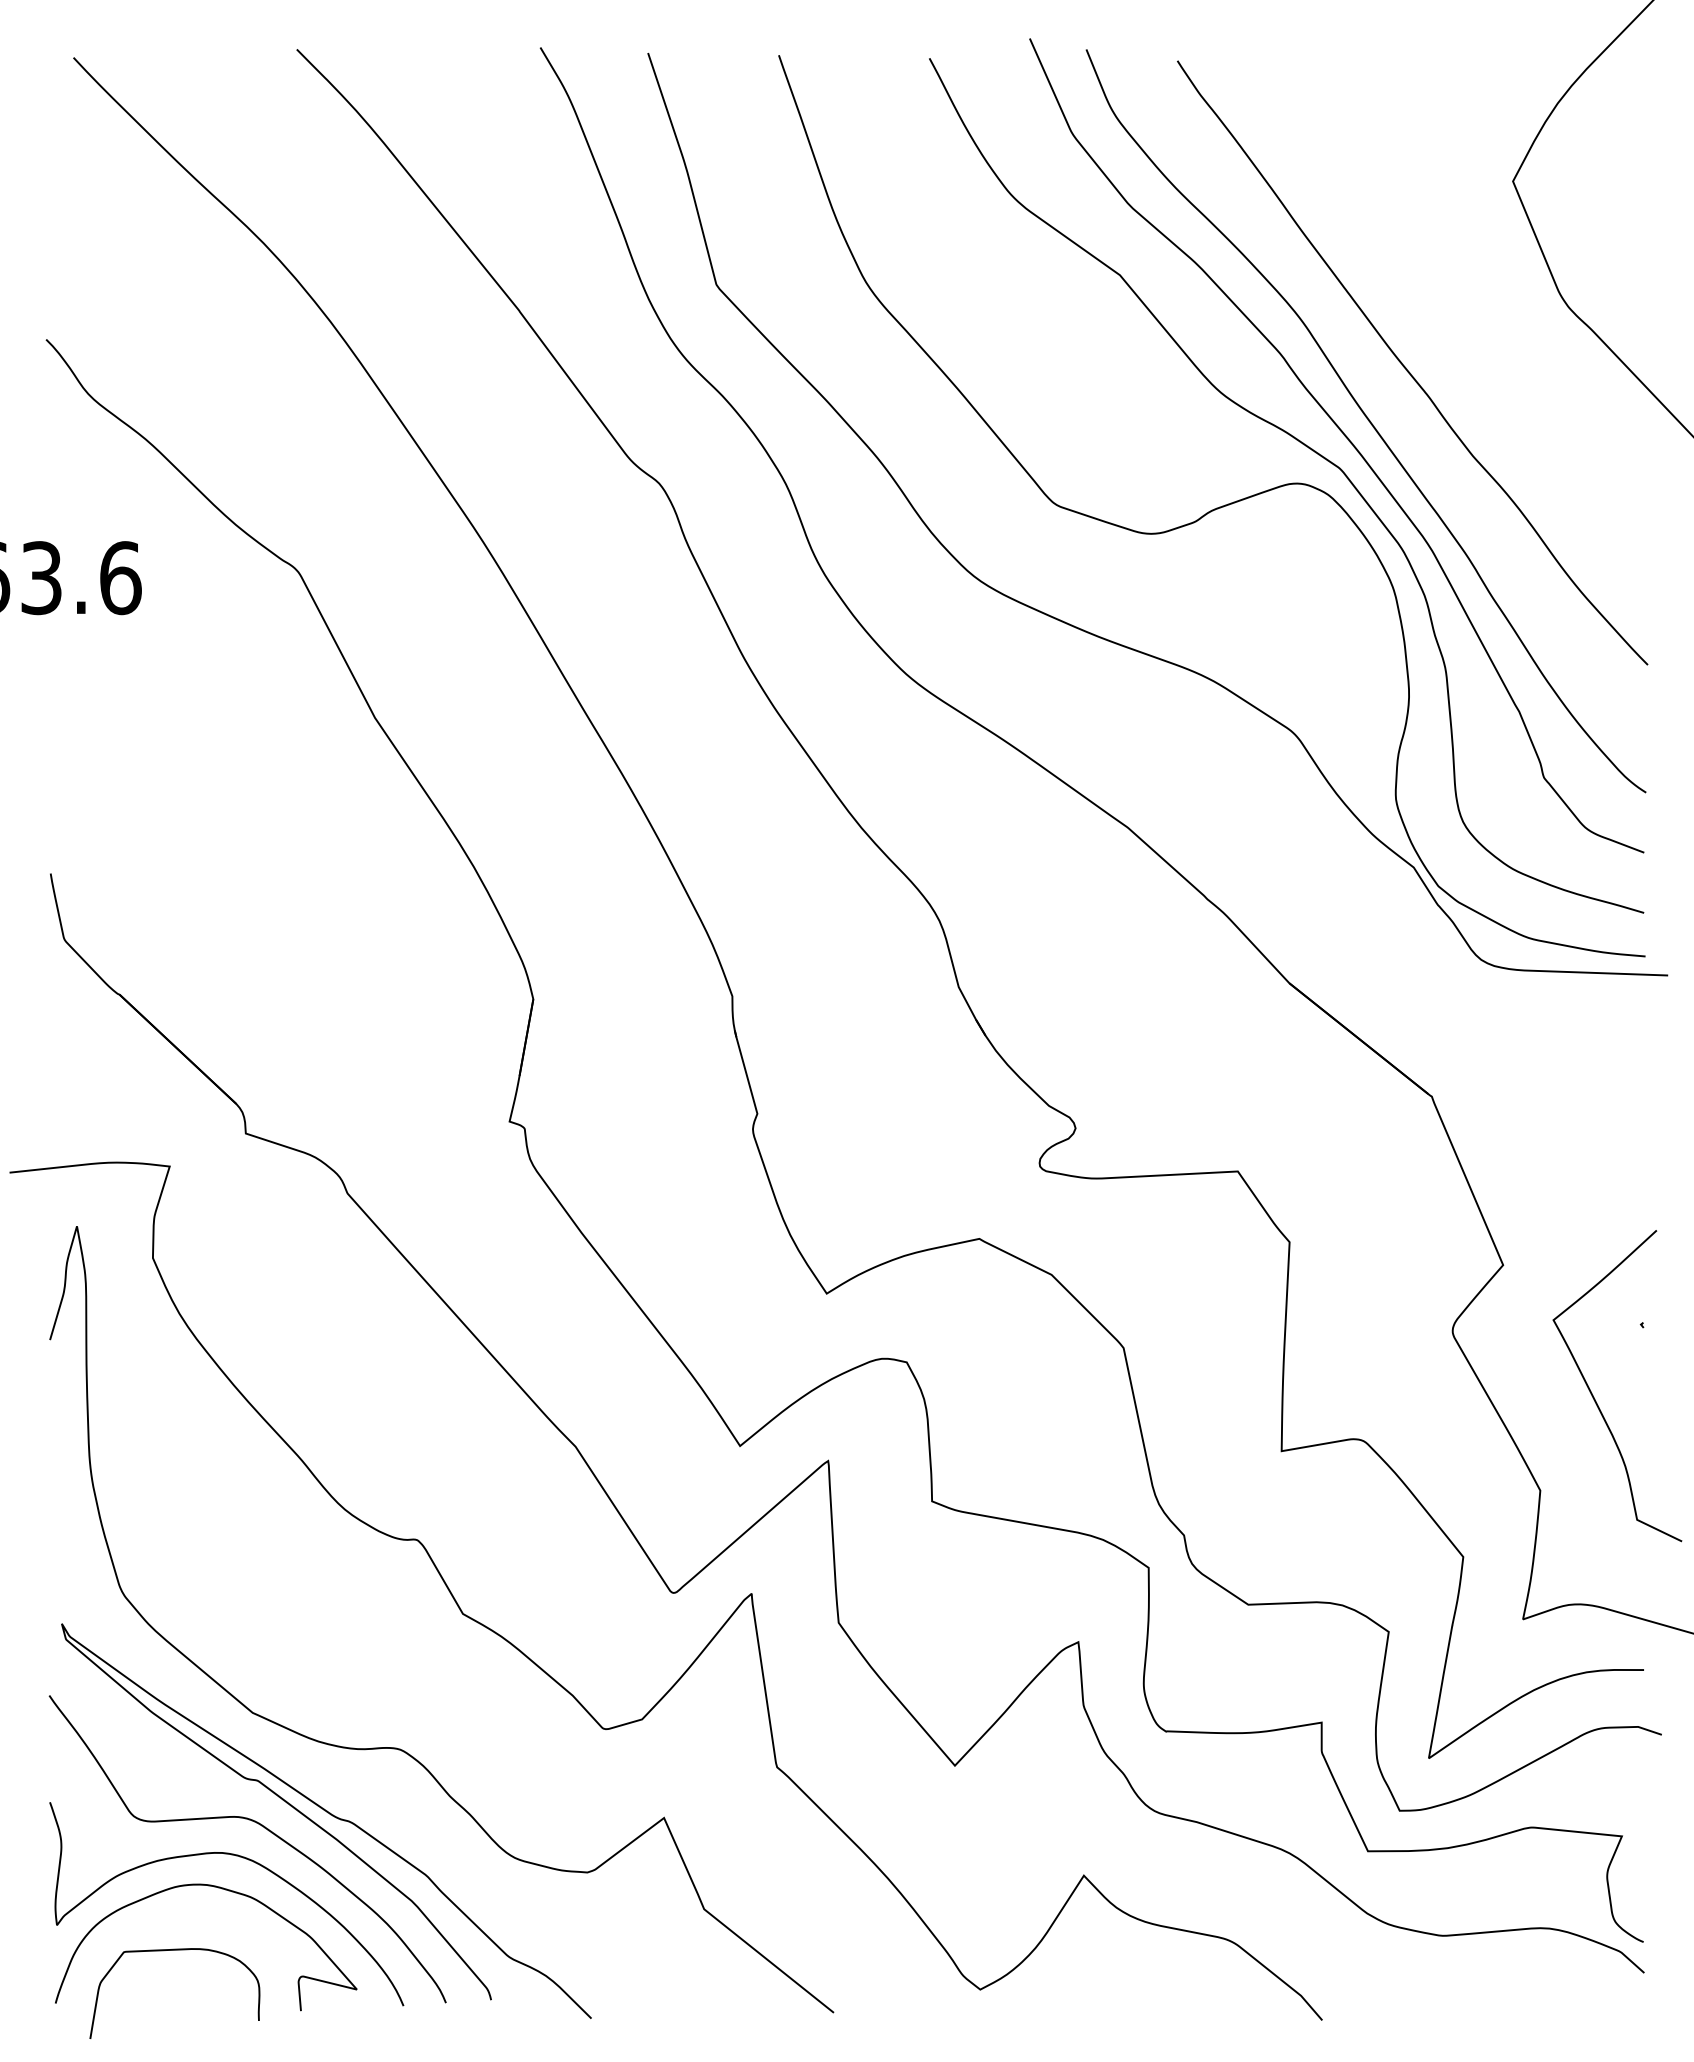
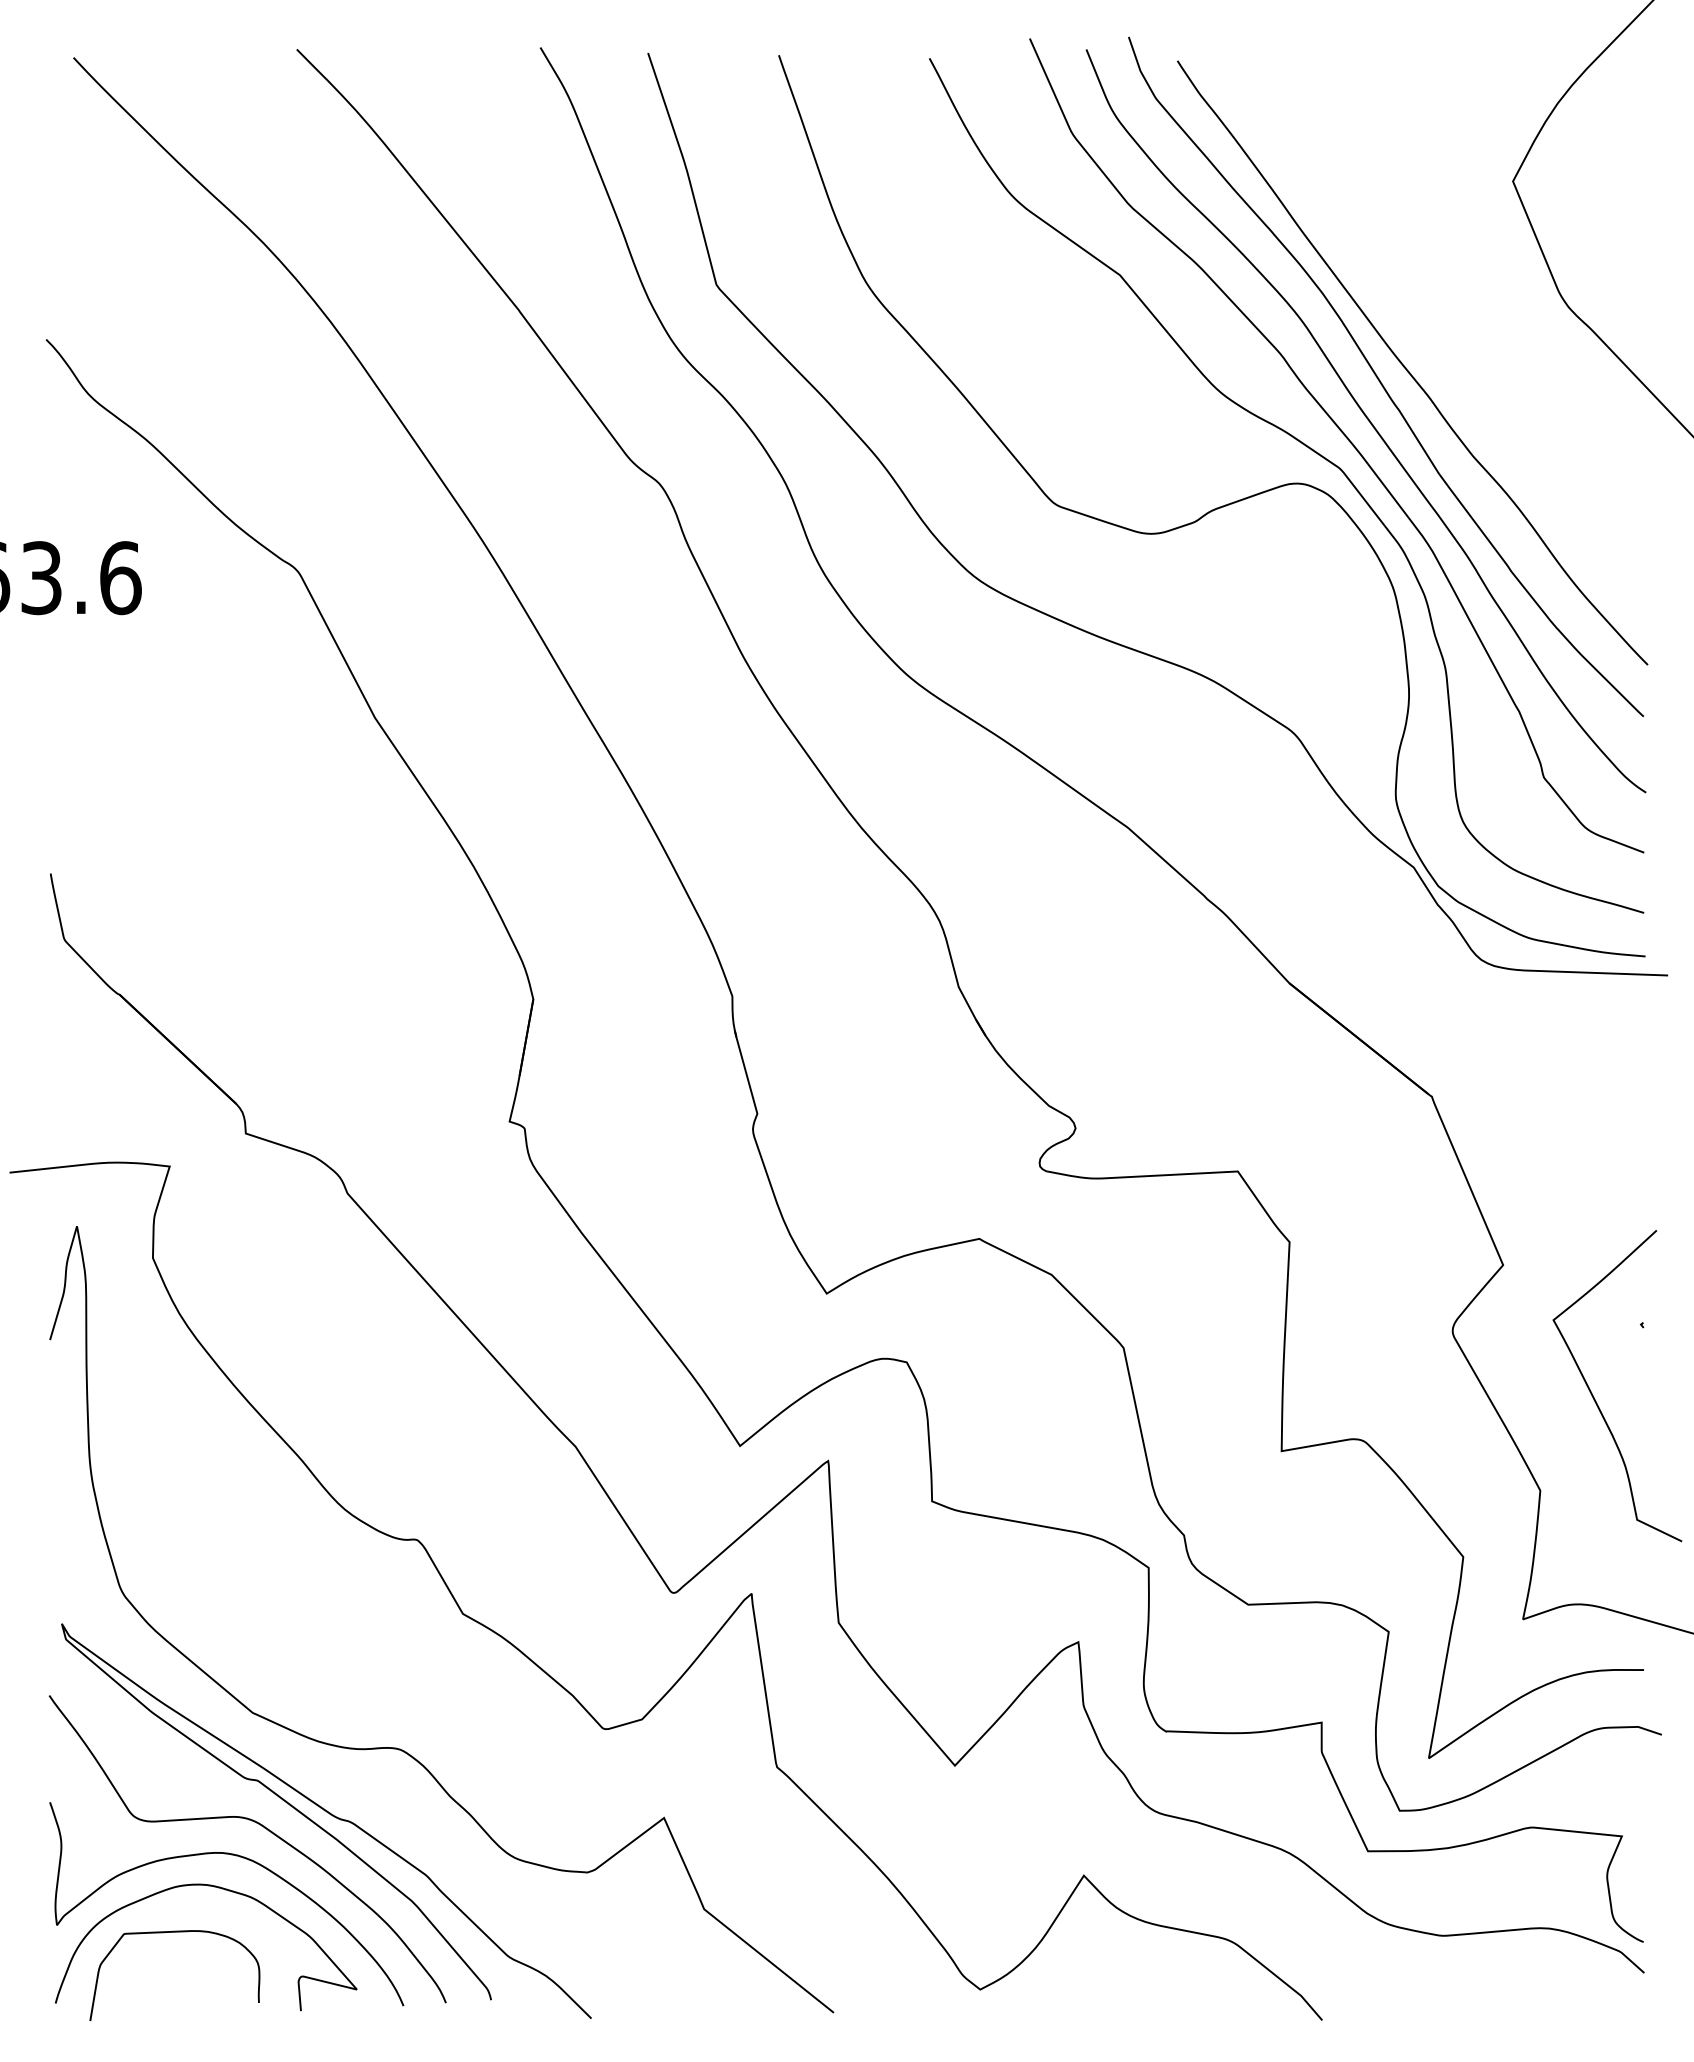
curve: none -> present (1379, 378)
curve position: (174, 1950) -> (174, 1932) (174, 1932)
